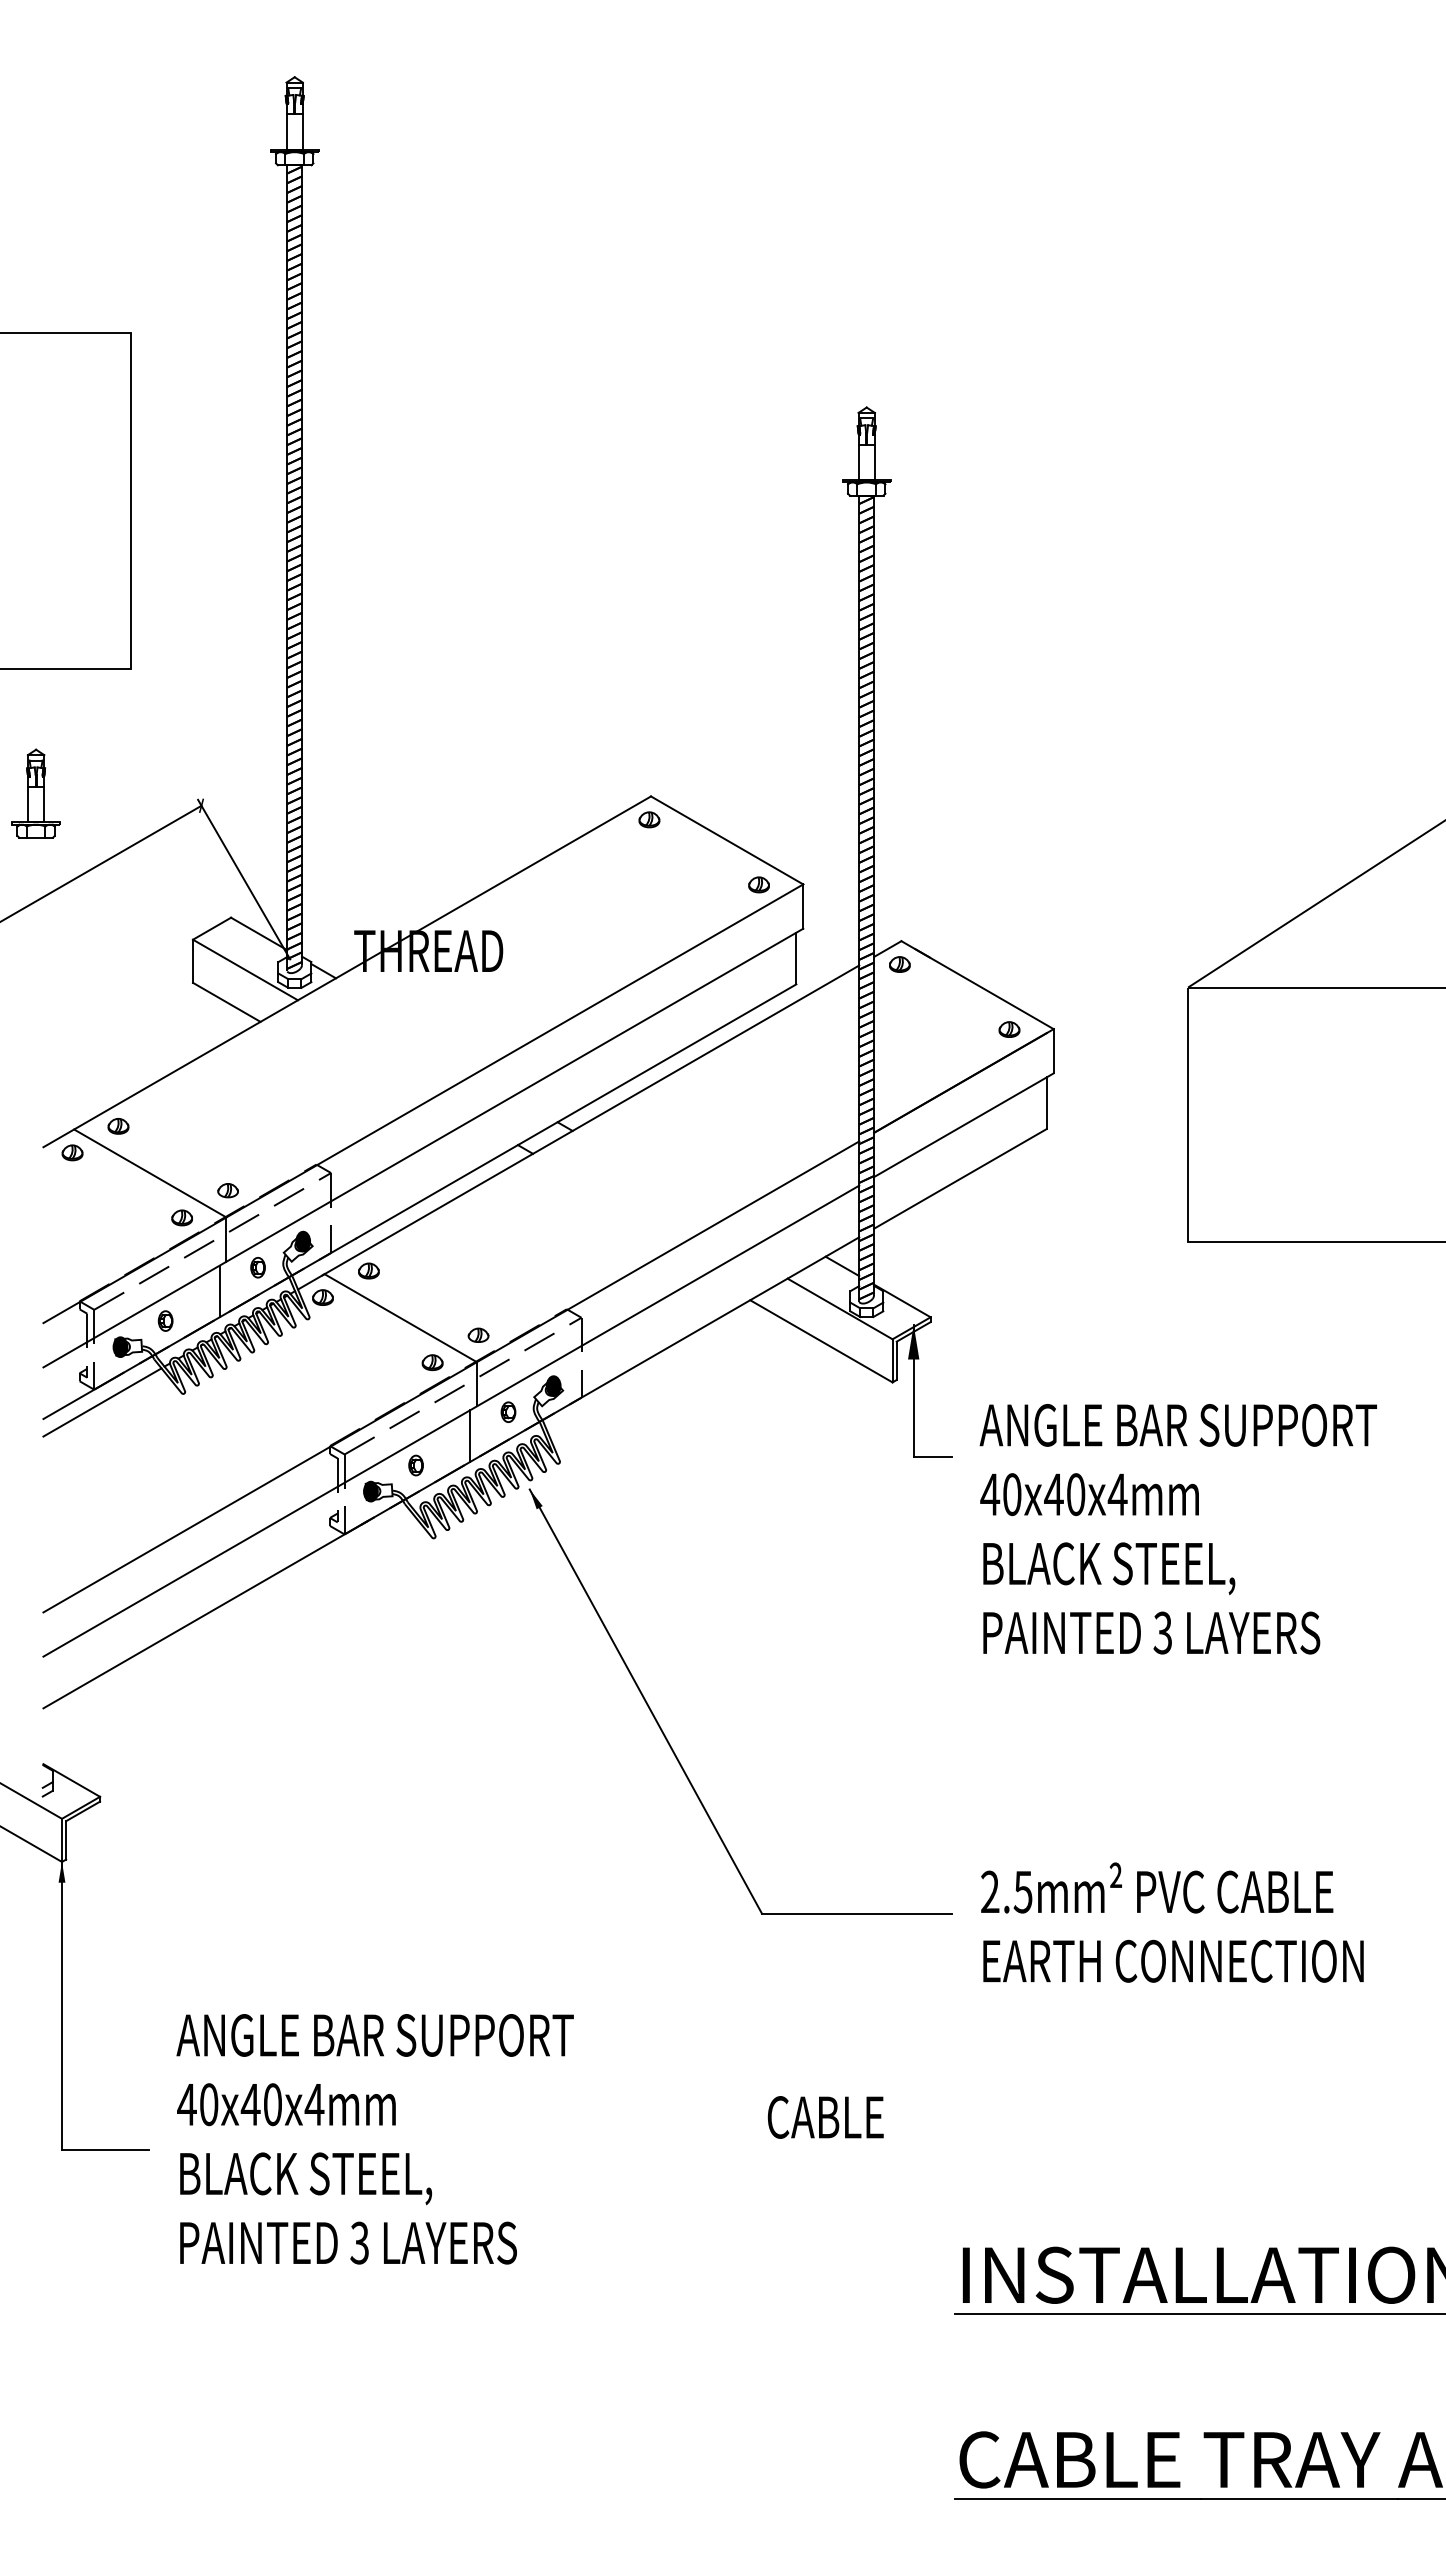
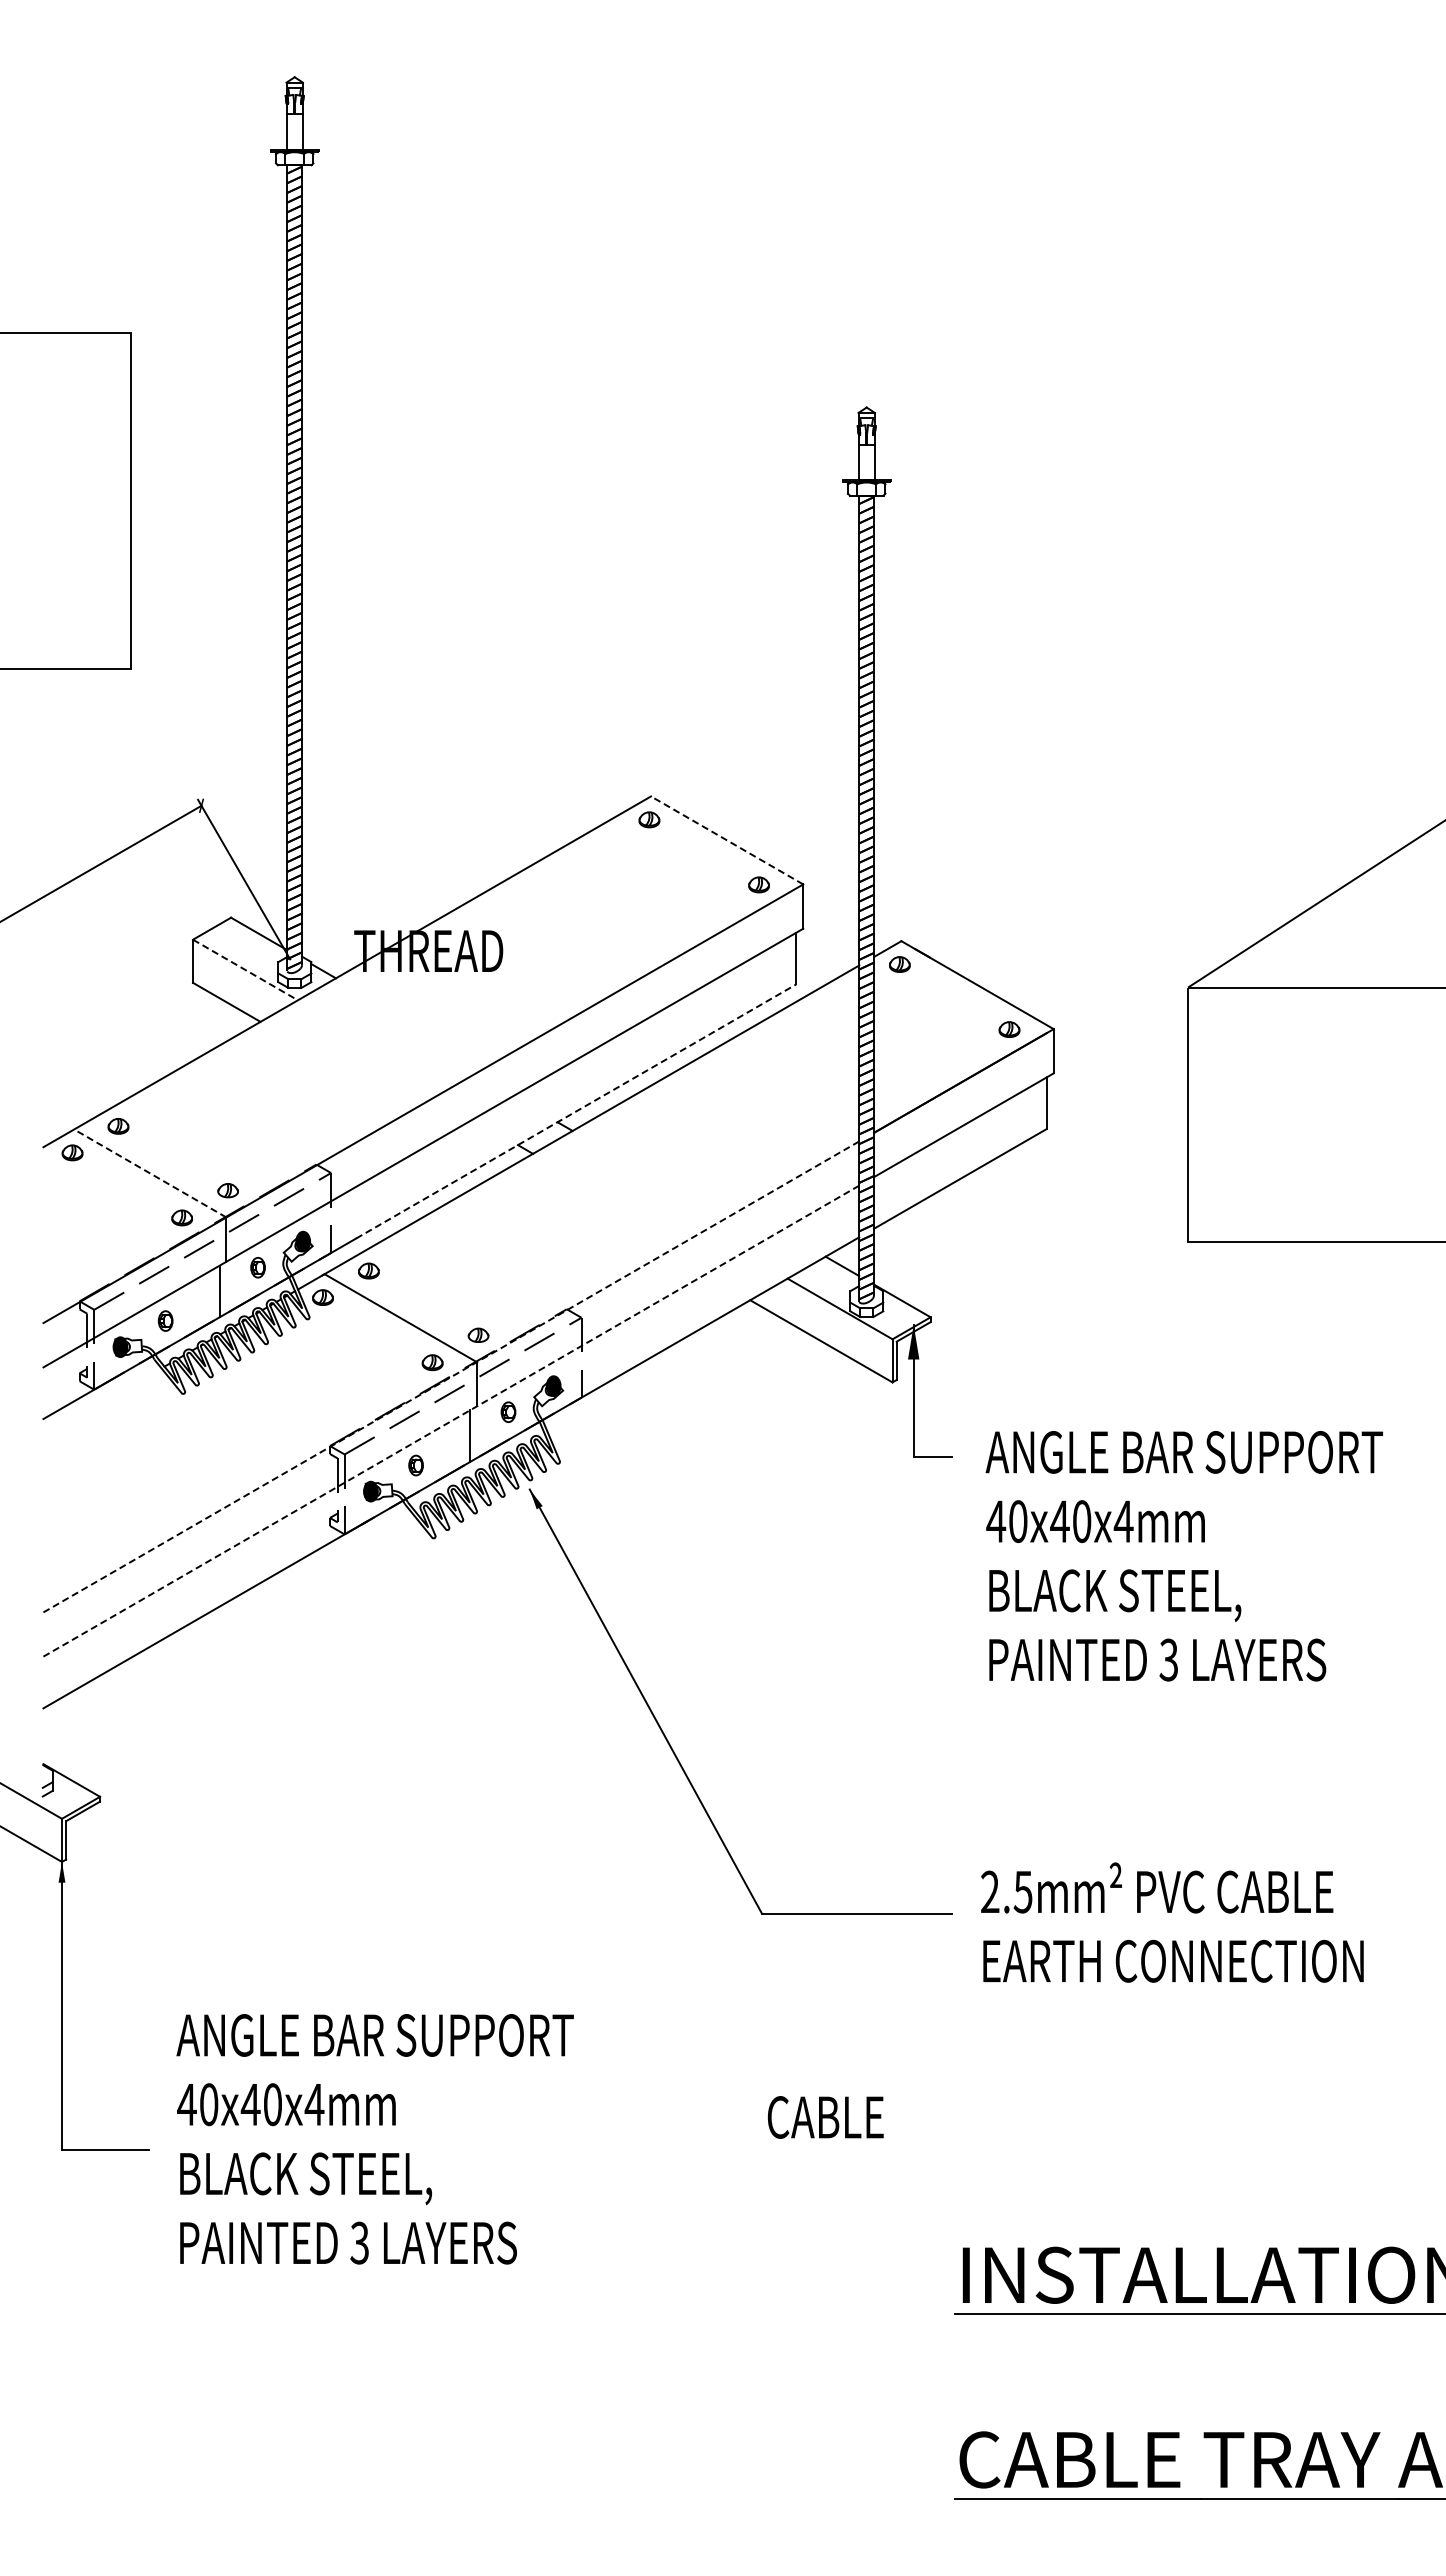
part: present -> none (35, 793)
line: solid -> dashed (727, 840)
line: solid -> dashed (245, 970)
line: solid -> dashed (576, 1111)
line: solid -> dashed (150, 1173)
line: solid -> dashed (451, 1376)
line: present -> none (102, 1402)
line: solid -> dashed (451, 1420)
text position: (1177, 1529) -> (1183, 1556) (1183, 1556)
